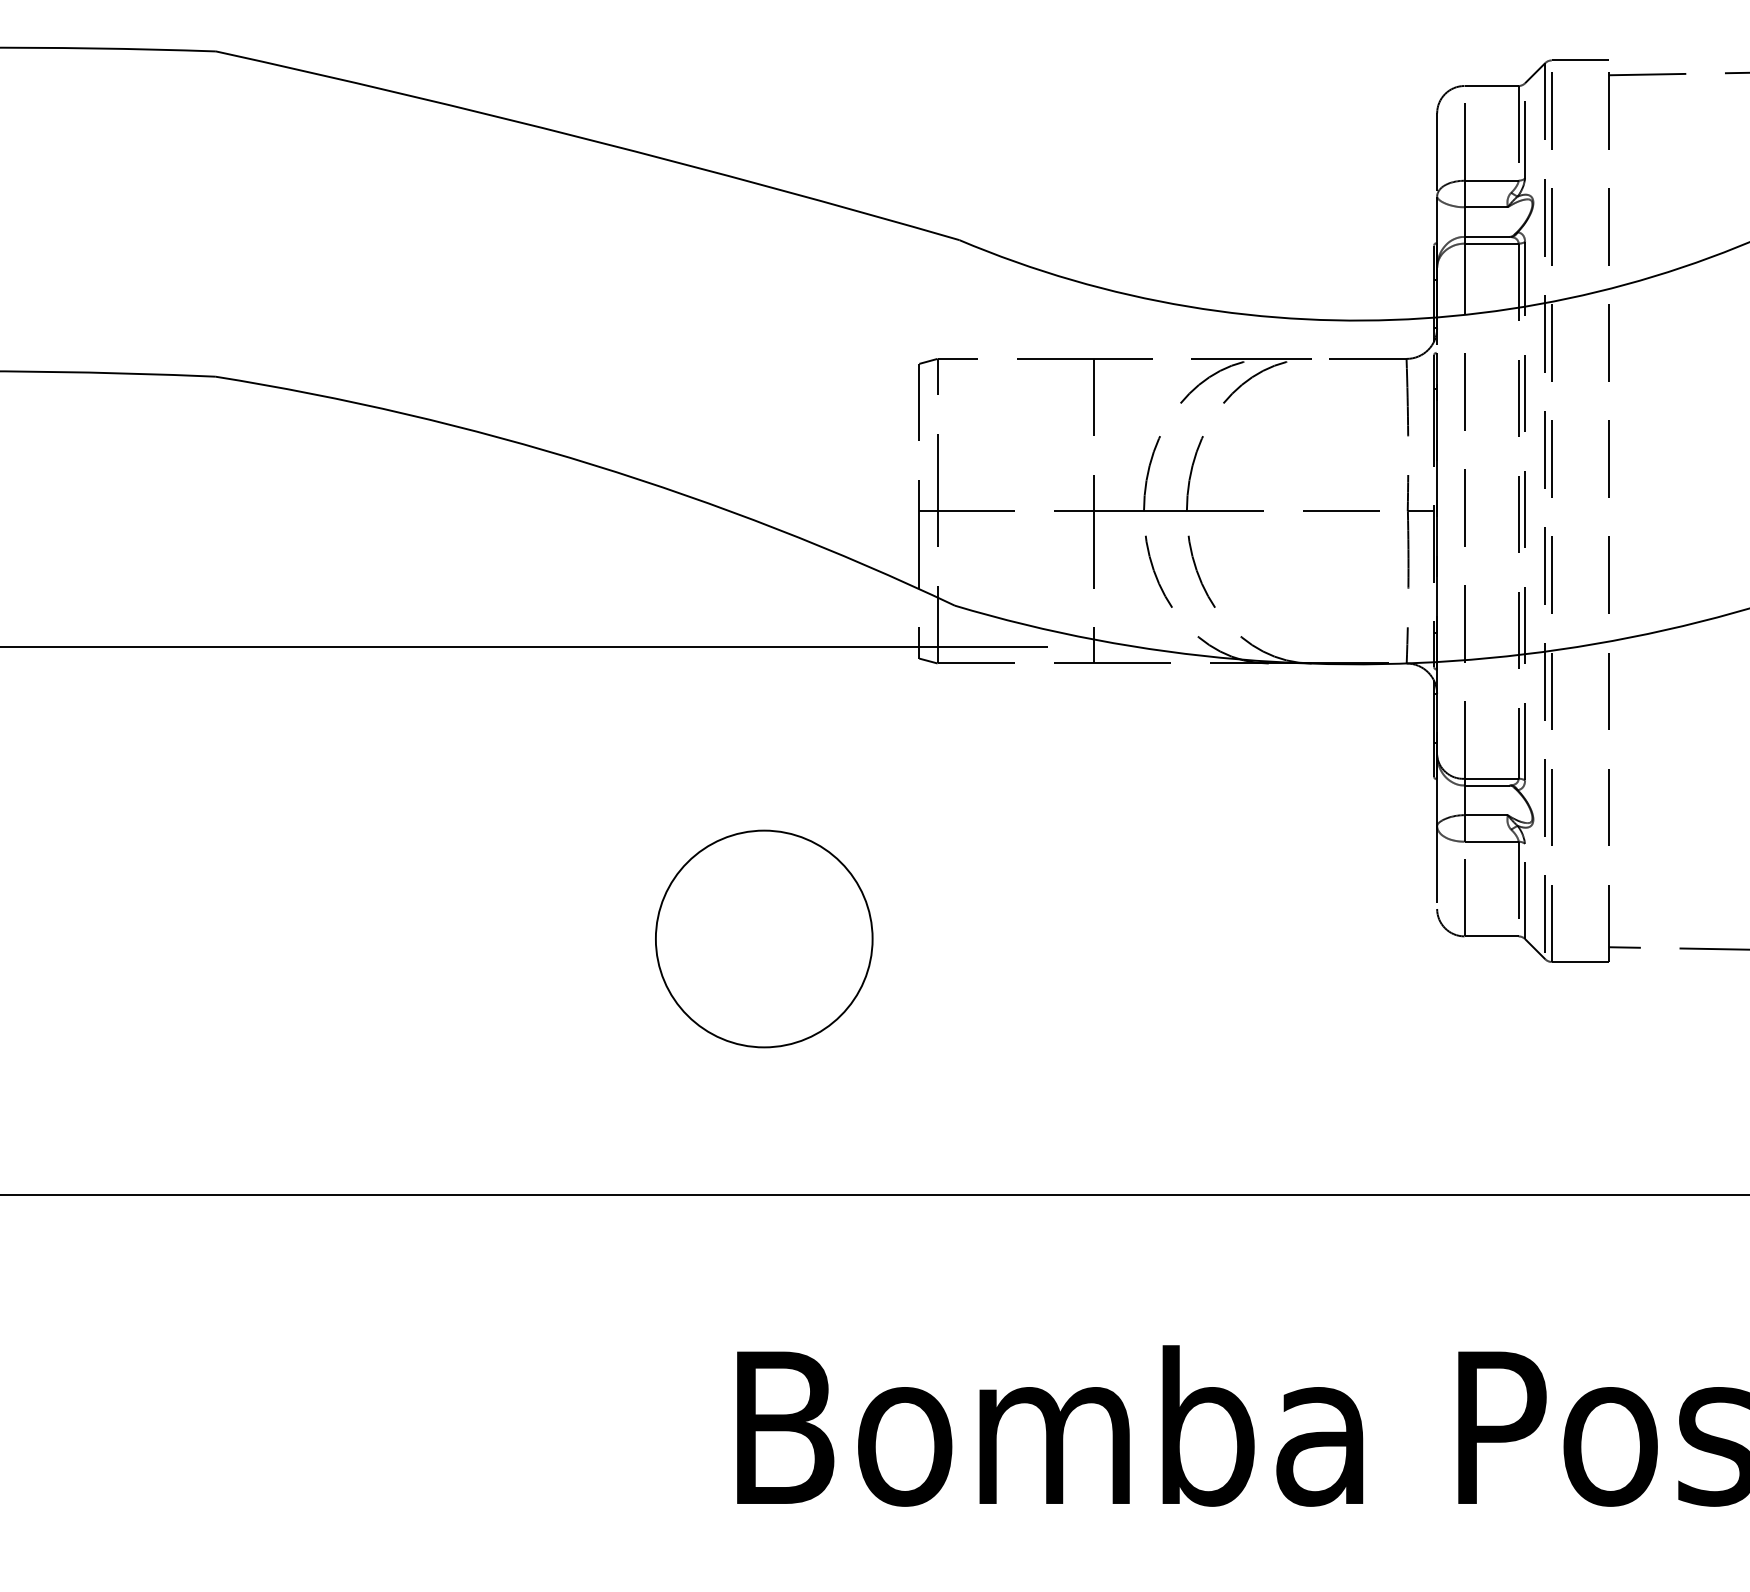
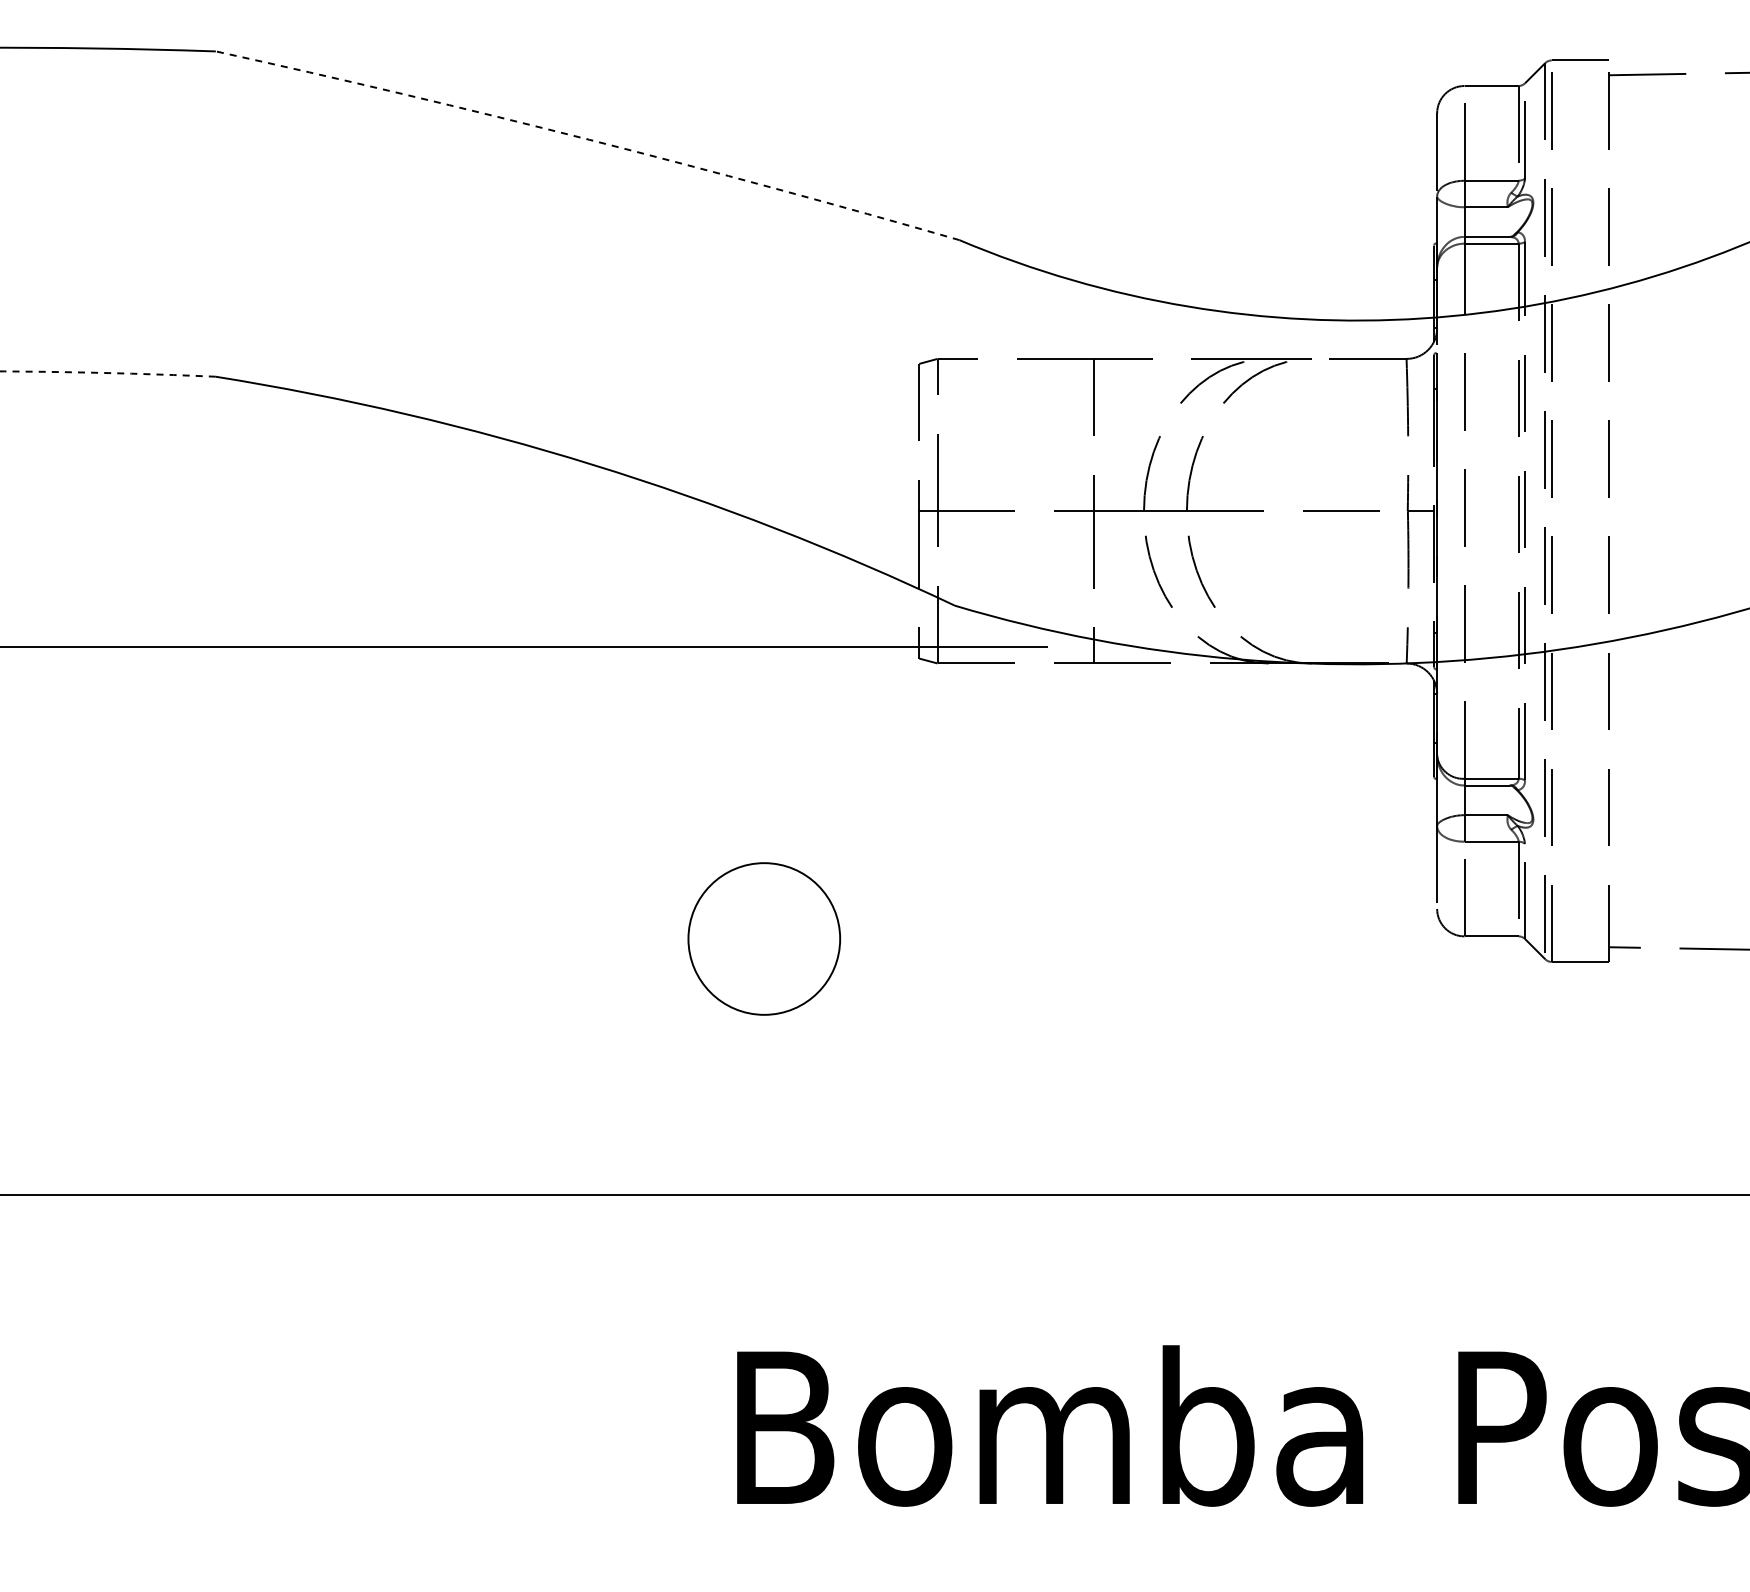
arc: solid -> dashed (589, 139)
arc: solid -> dashed (107, 373)
circle size: 219x220 px -> 155x154 px (764, 938)
